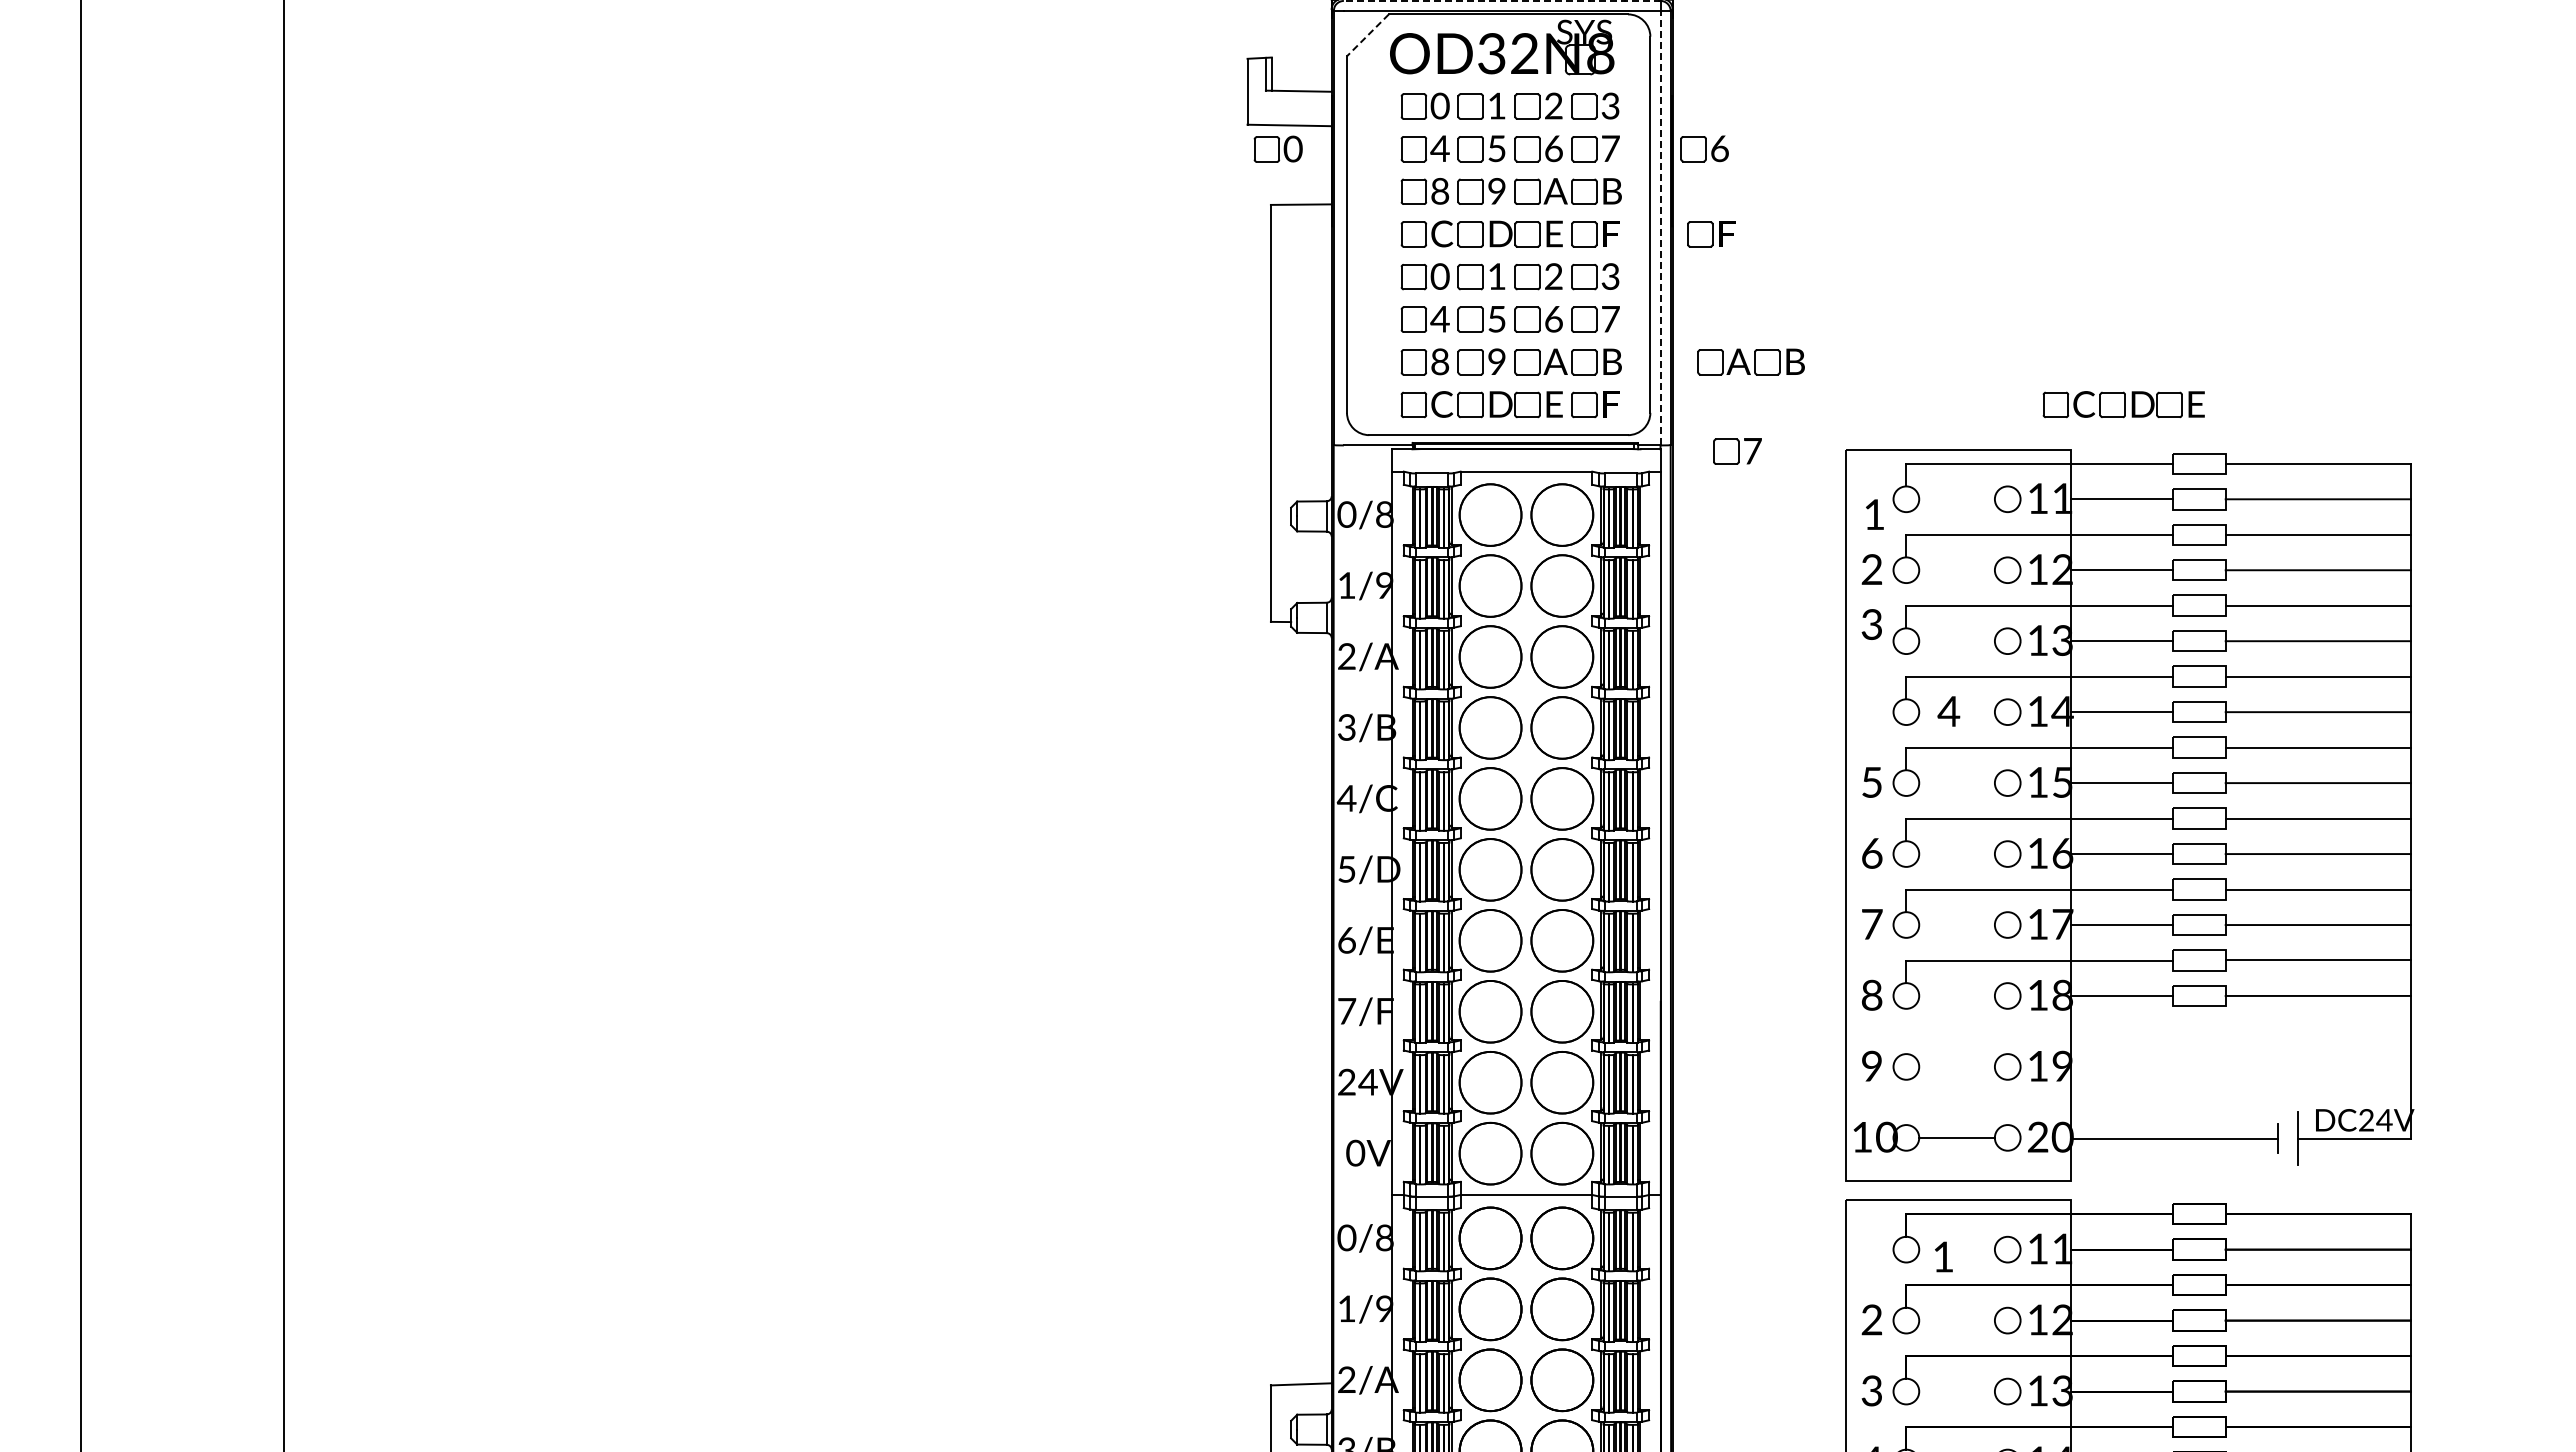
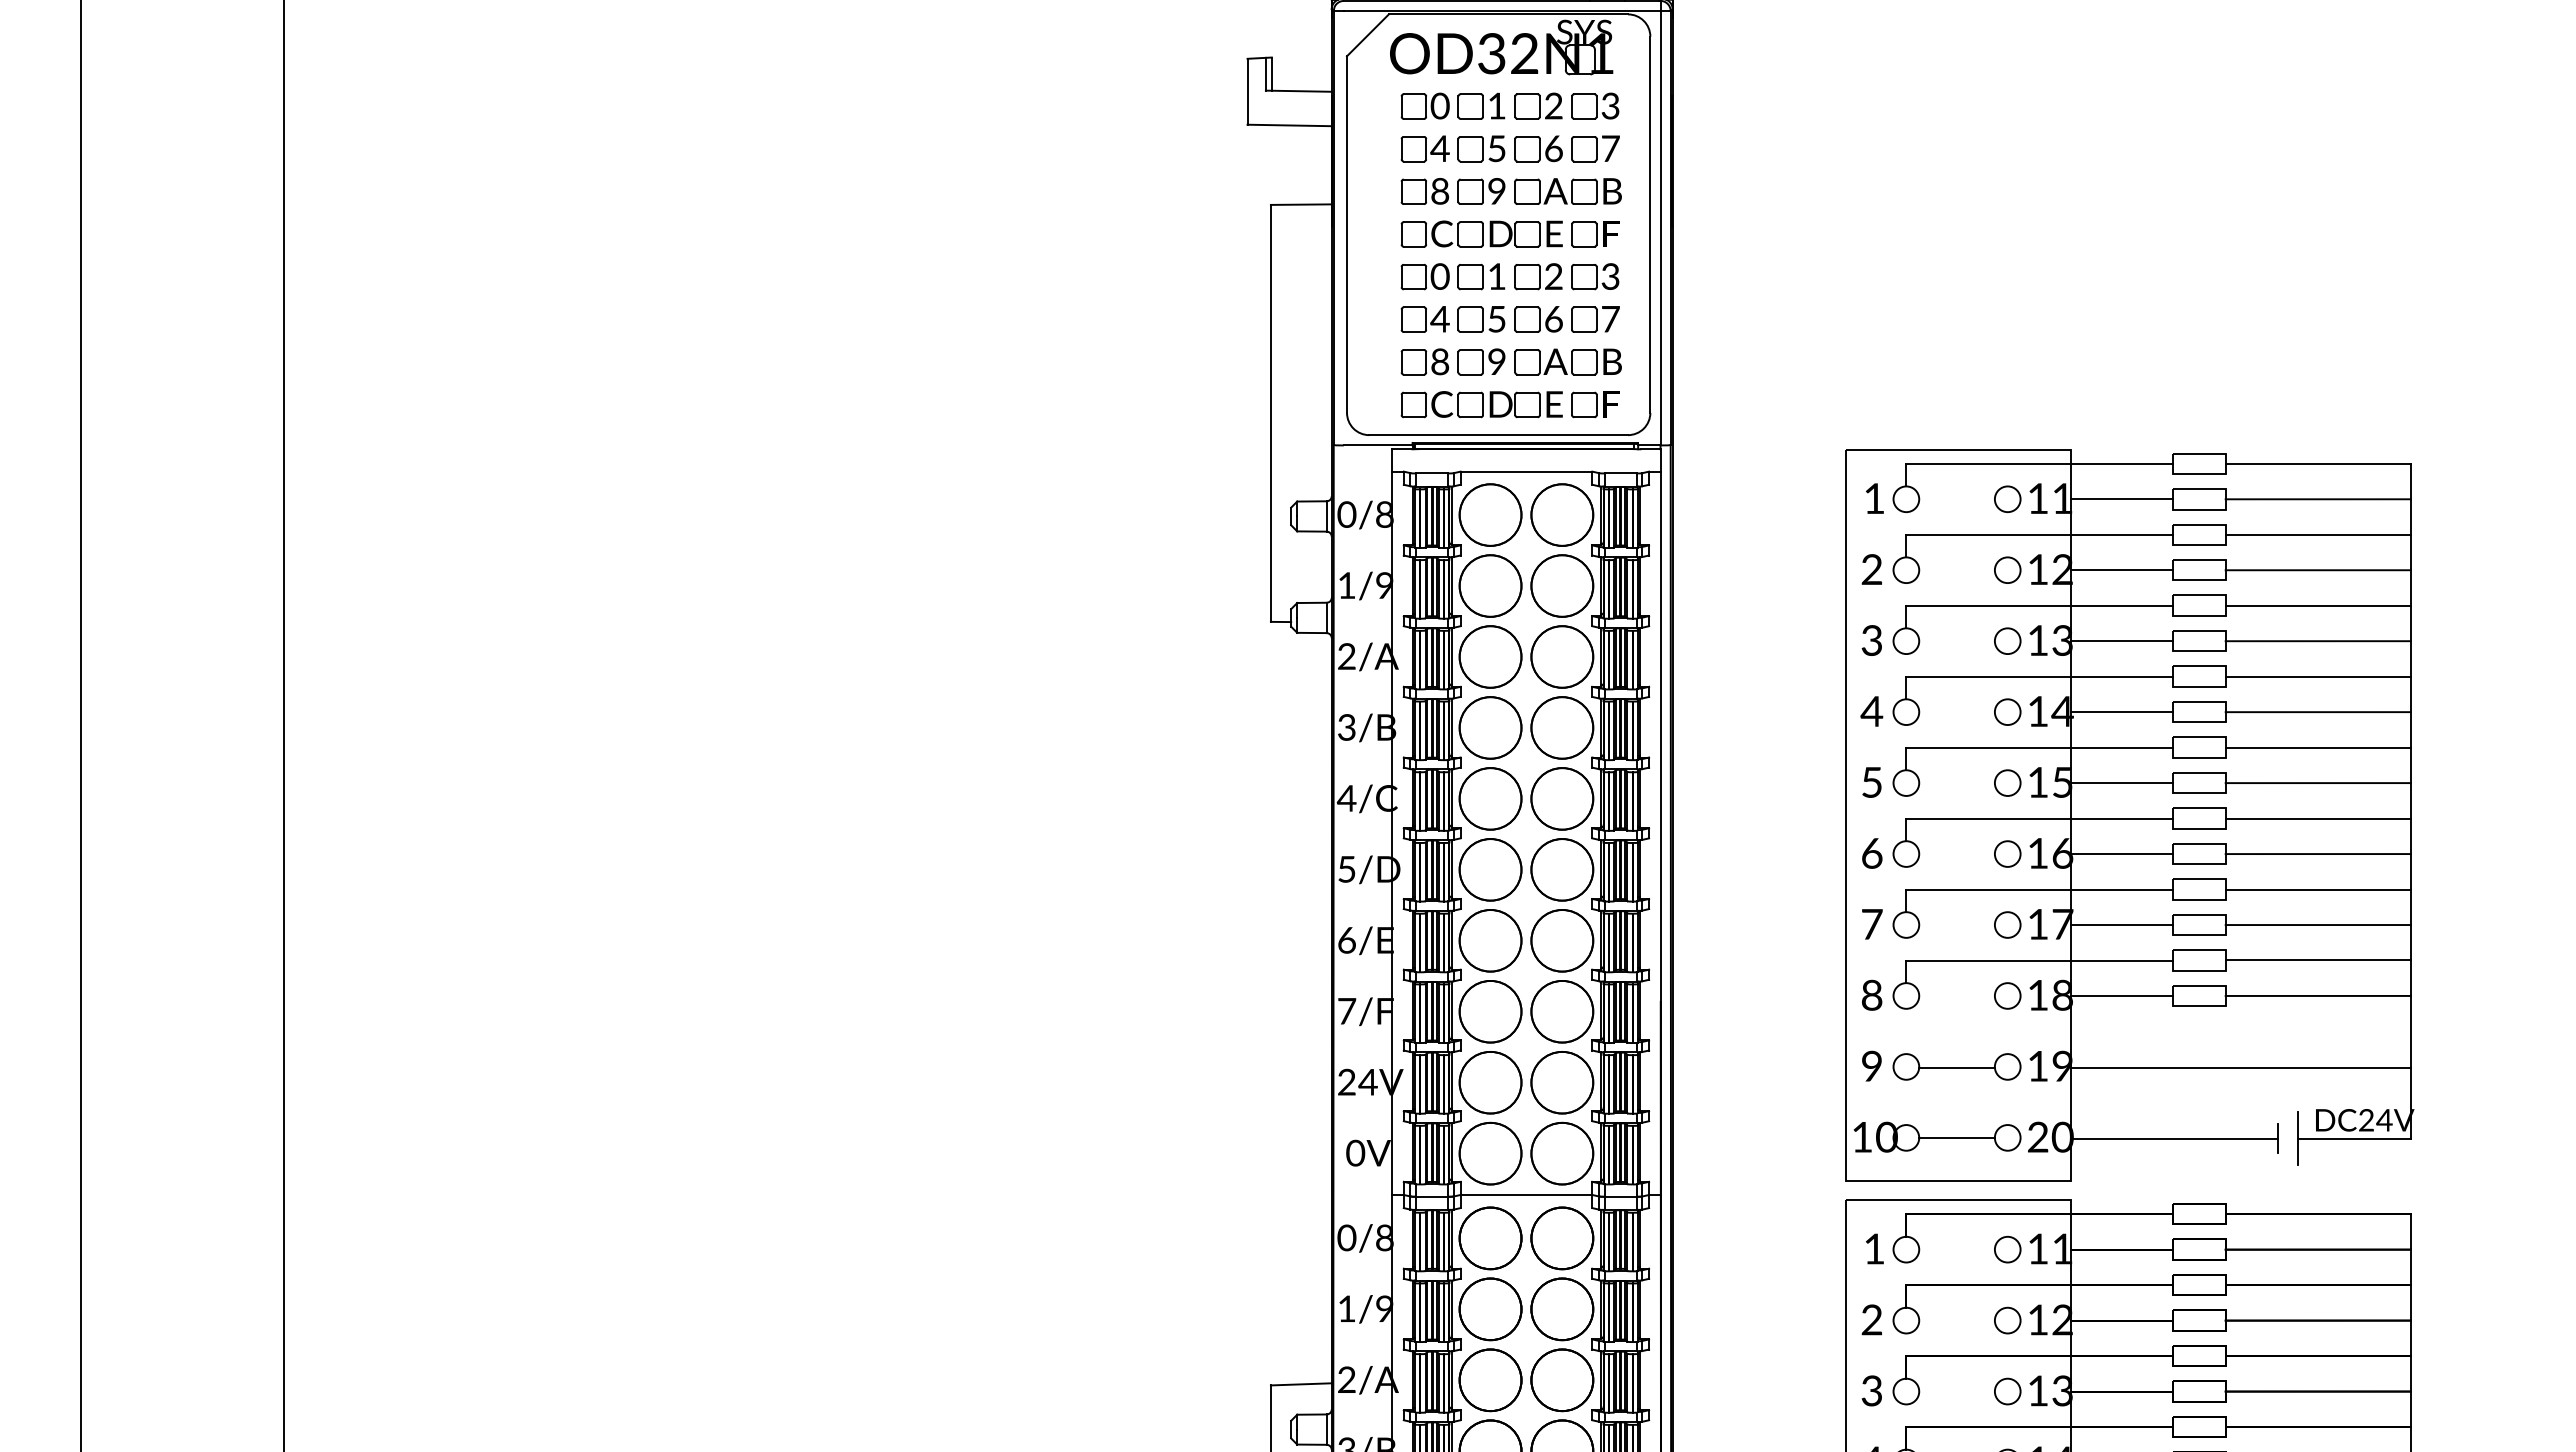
line: dashed -> solid (1501, 0)
line: dashed -> solid (1367, 35)
text: OD32N8 -> OD32N1 (1600, 53)
part: present -> none (1277, 148)
part: present -> none (1704, 148)
line: dashed -> solid (1660, 227)
part: present -> none (1711, 234)
part: present -> none (1750, 361)
part: present -> none (2123, 404)
part: present -> none (1737, 451)
text position: (1874, 514) -> (1874, 498) (1874, 498)
text position: (1871, 624) -> (1871, 640) (1871, 640)
text position: (1948, 711) -> (1871, 711) (1871, 711)
line: none -> present (1956, 1067)
line: none -> present (2240, 1067)
text position: (1943, 1256) -> (1874, 1248) (1874, 1248)
